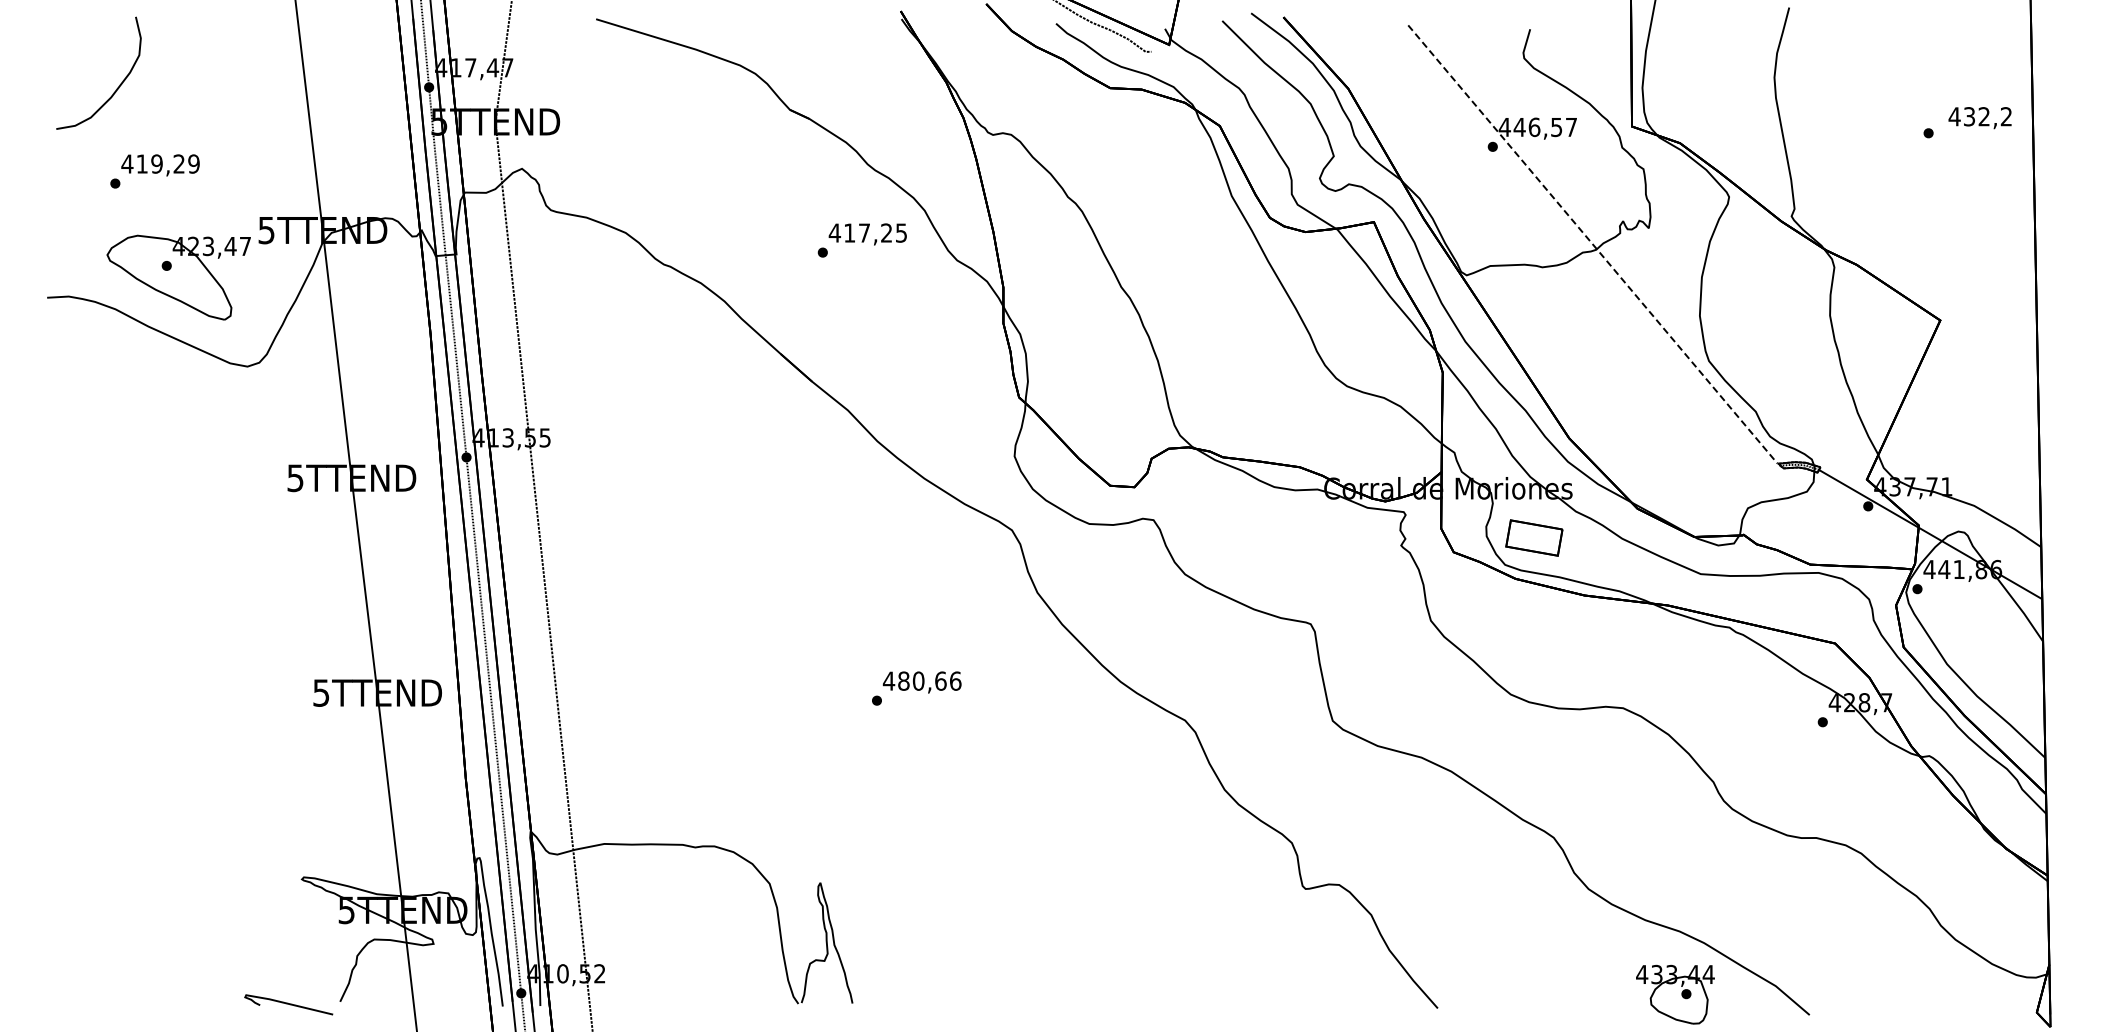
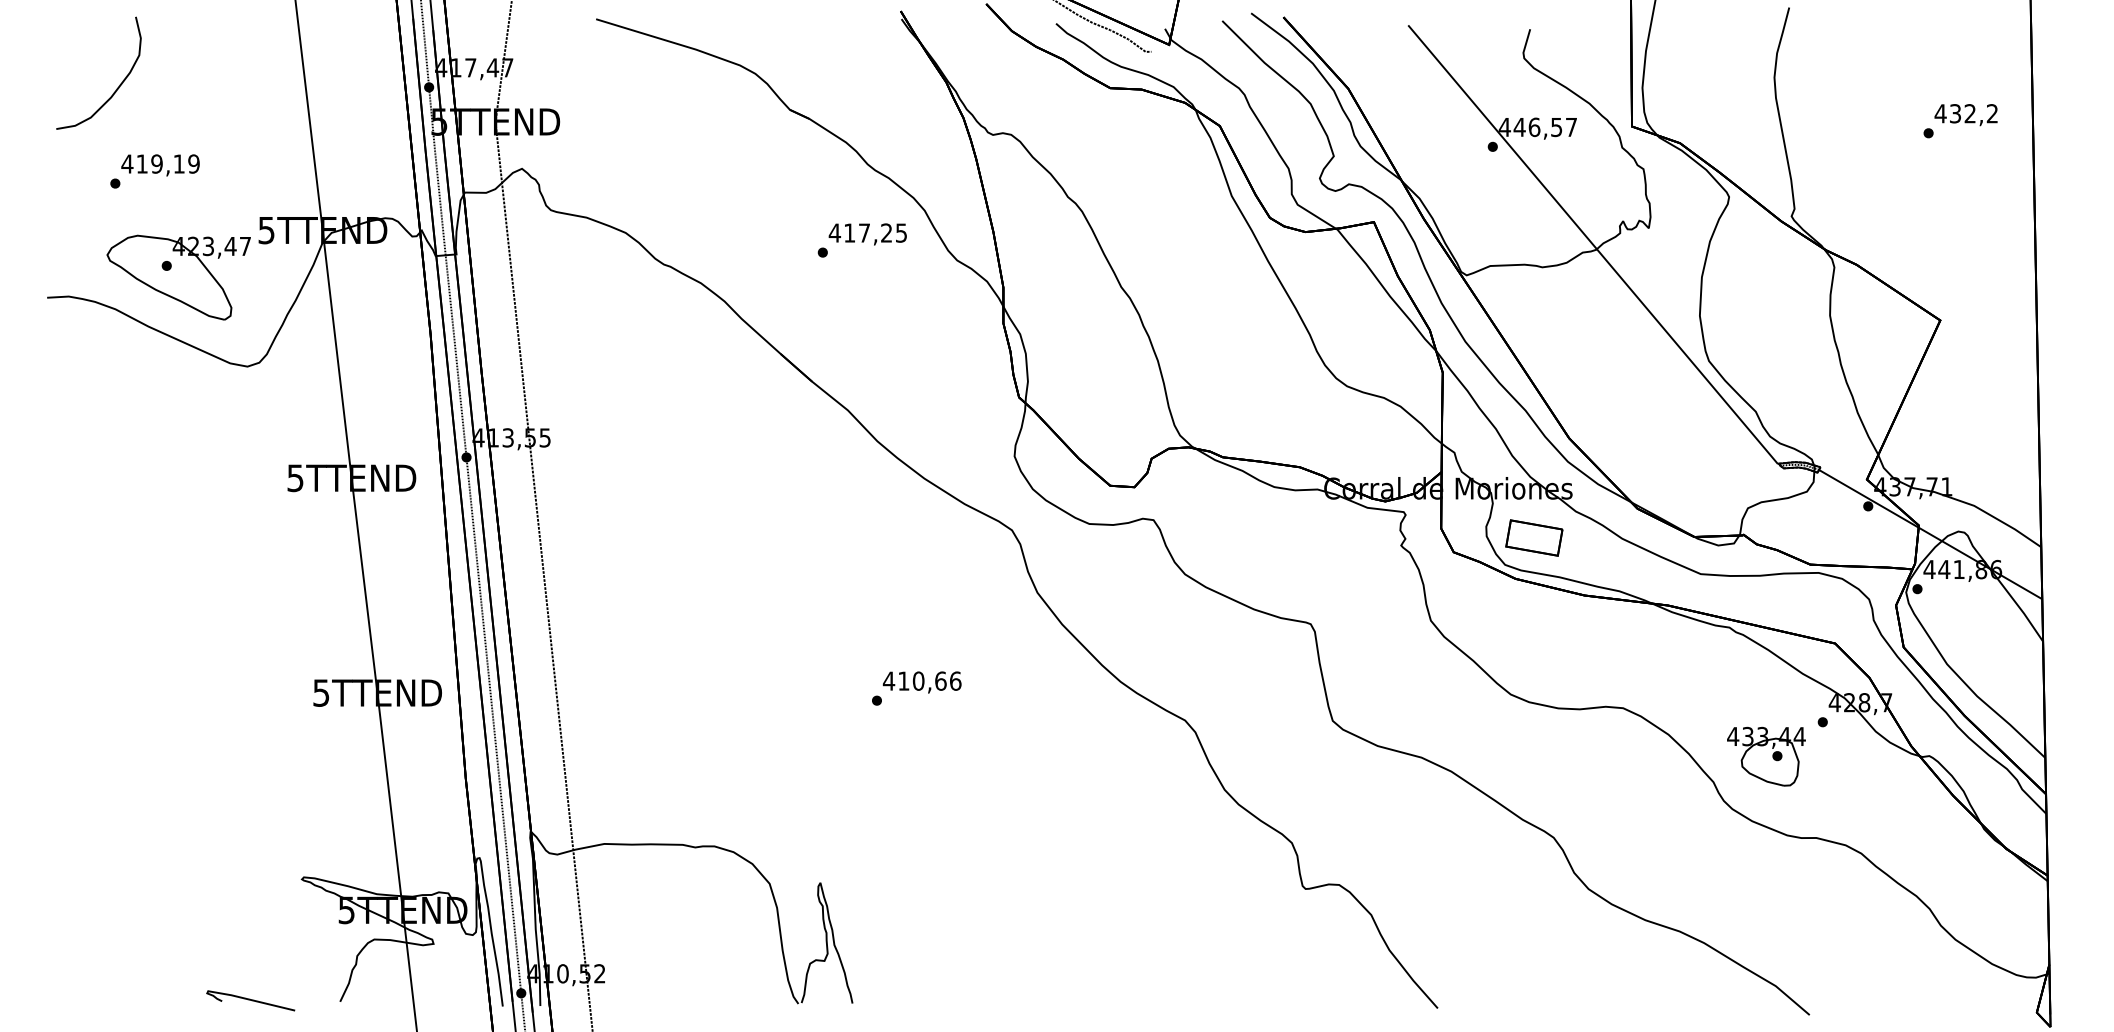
text position: (1979, 118) -> (1965, 115) (1965, 115)
text: 419,29 -> 419,19 (178, 163)
line: dashed -> solid (1593, 245)
text: 480,66 -> 410,66 (903, 680)
part position: (1675, 994) -> (1766, 756) (1766, 756)
curve position: (288, 1004) -> (250, 1000) (250, 1000)
